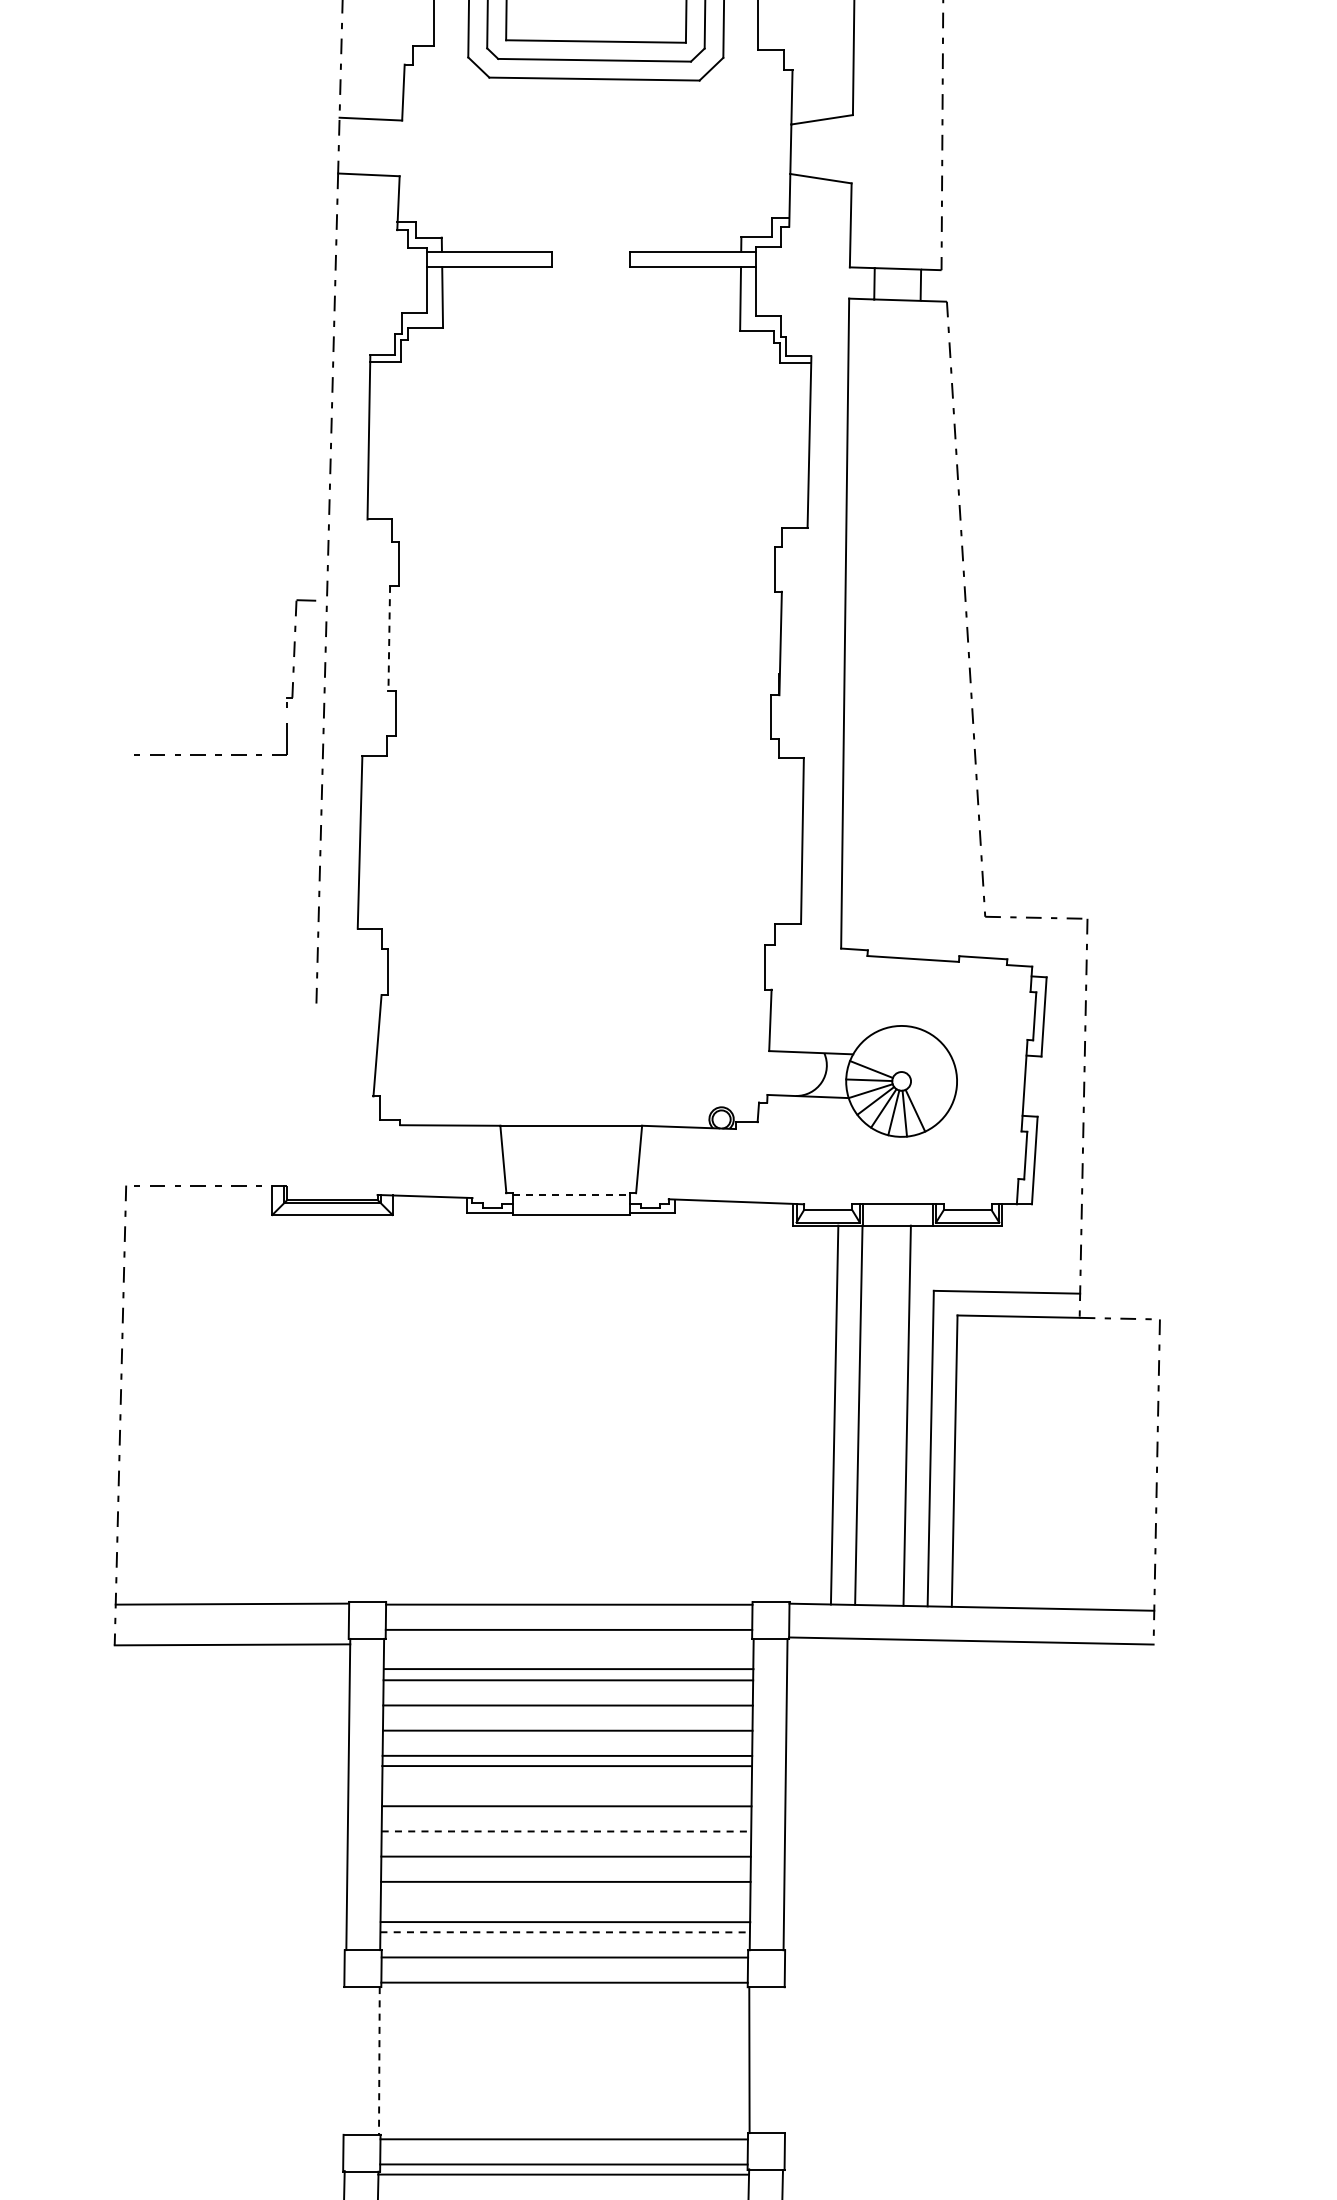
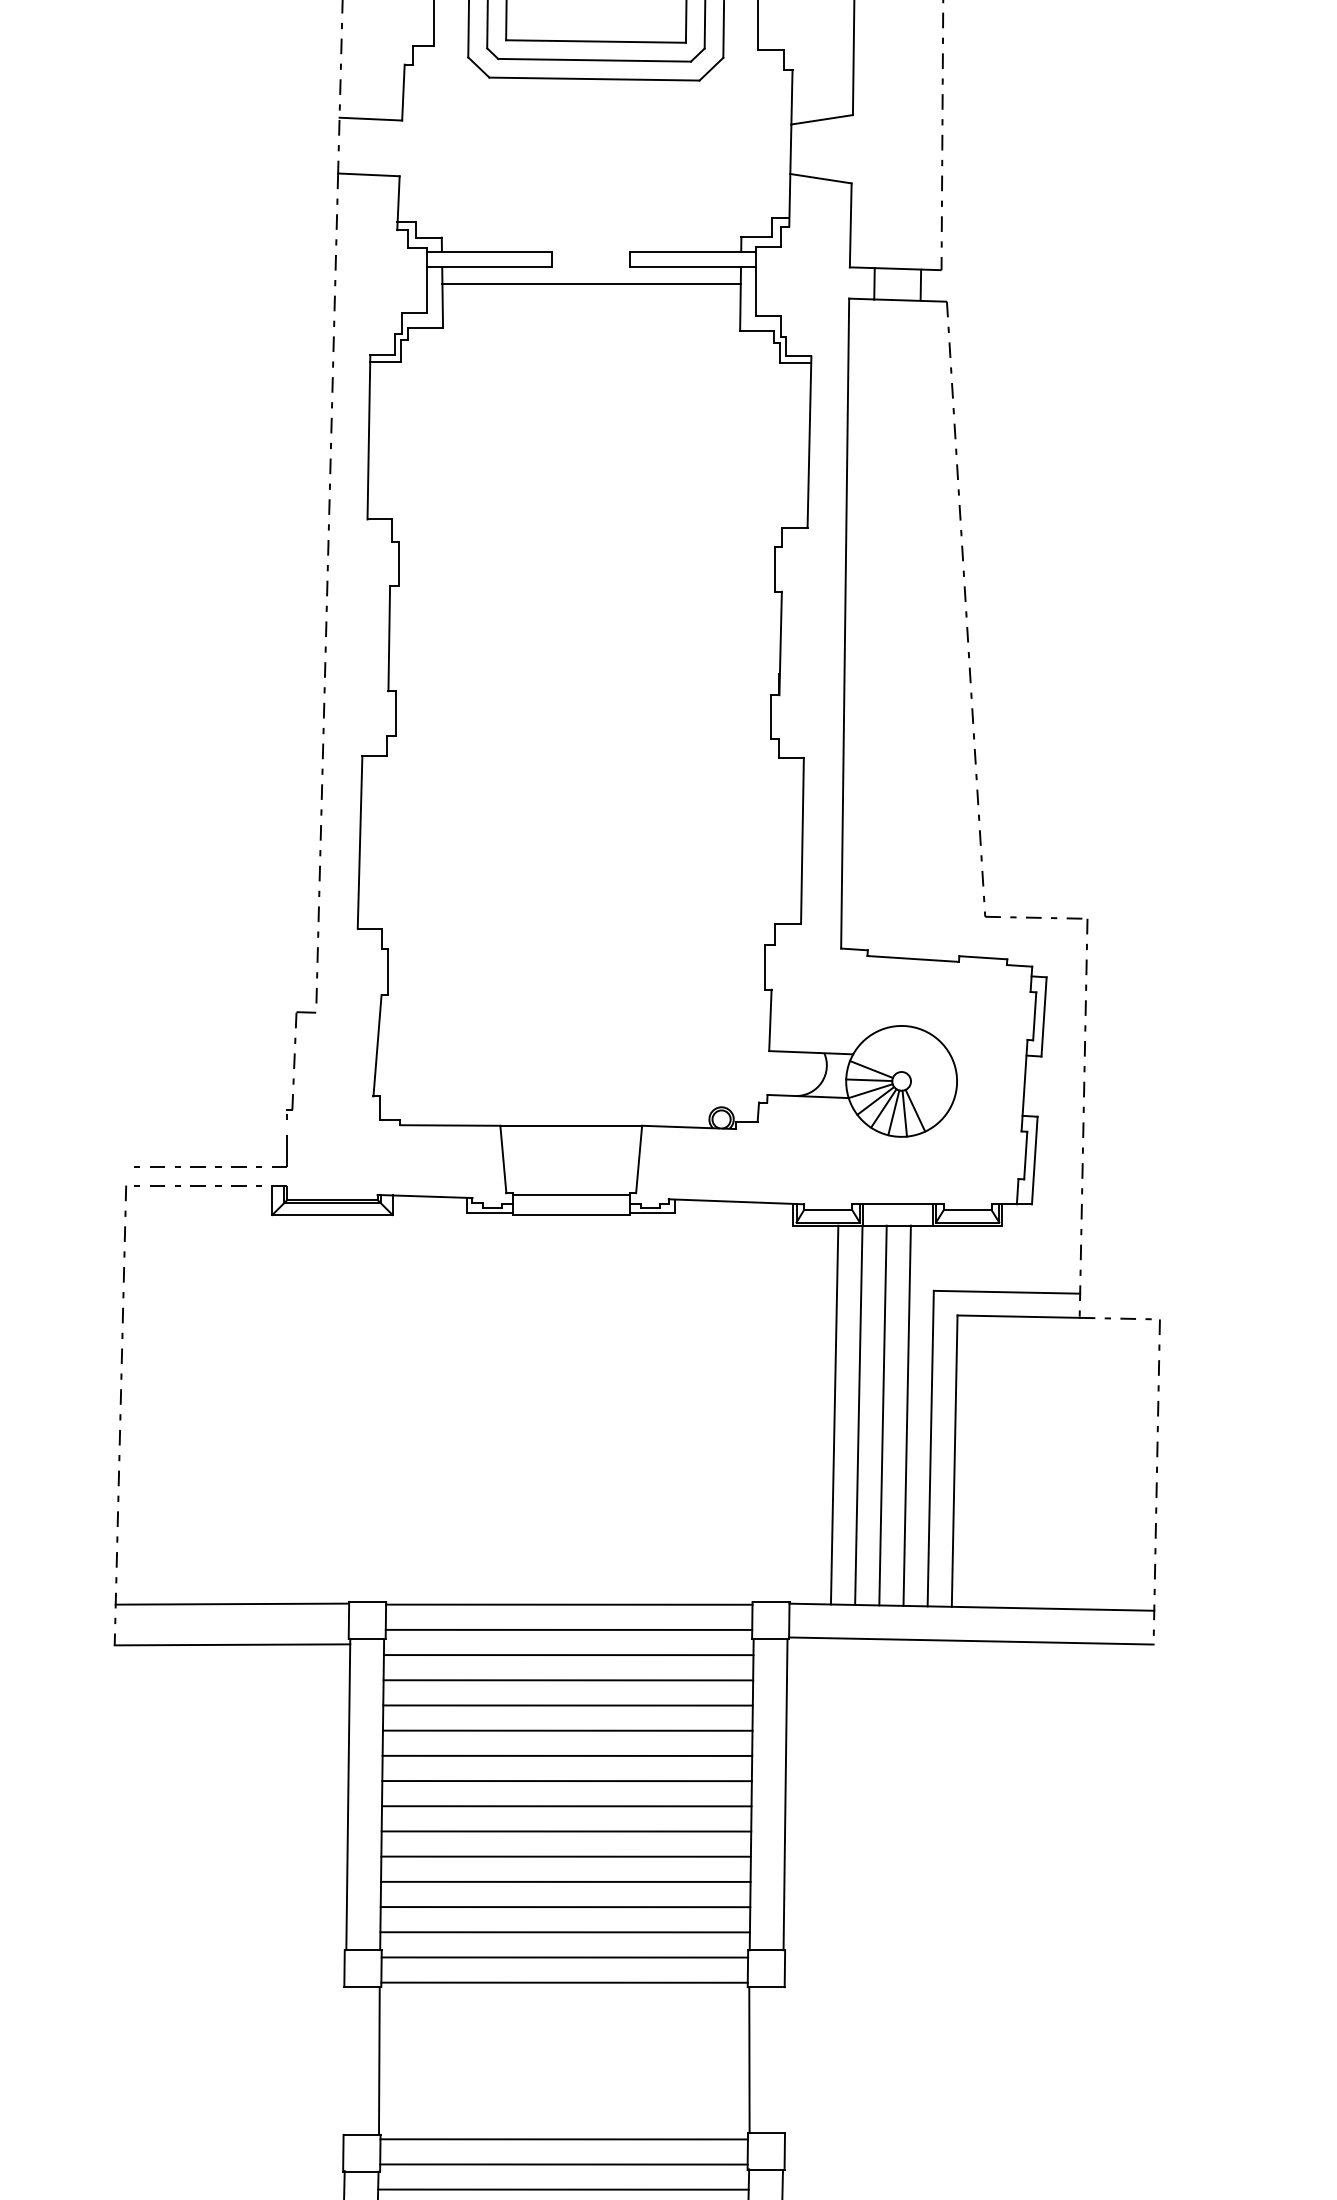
line: none -> present (591, 283)
line: dashed -> solid (389, 638)
part position: (286, 697) -> (286, 1109) (286, 1109)
line: dashed -> solid (571, 1194)
line: none -> present (882, 1415)
line position: (568, 1669) -> (568, 1655) (568, 1655)
line position: (566, 1766) -> (566, 1781) (566, 1781)
line: dashed -> solid (566, 1831)
line position: (565, 1922) -> (565, 1907) (565, 1907)
line: dashed -> solid (565, 1932)
line: dashed -> solid (379, 2060)
line position: (563, 2174) -> (563, 2189) (563, 2189)
